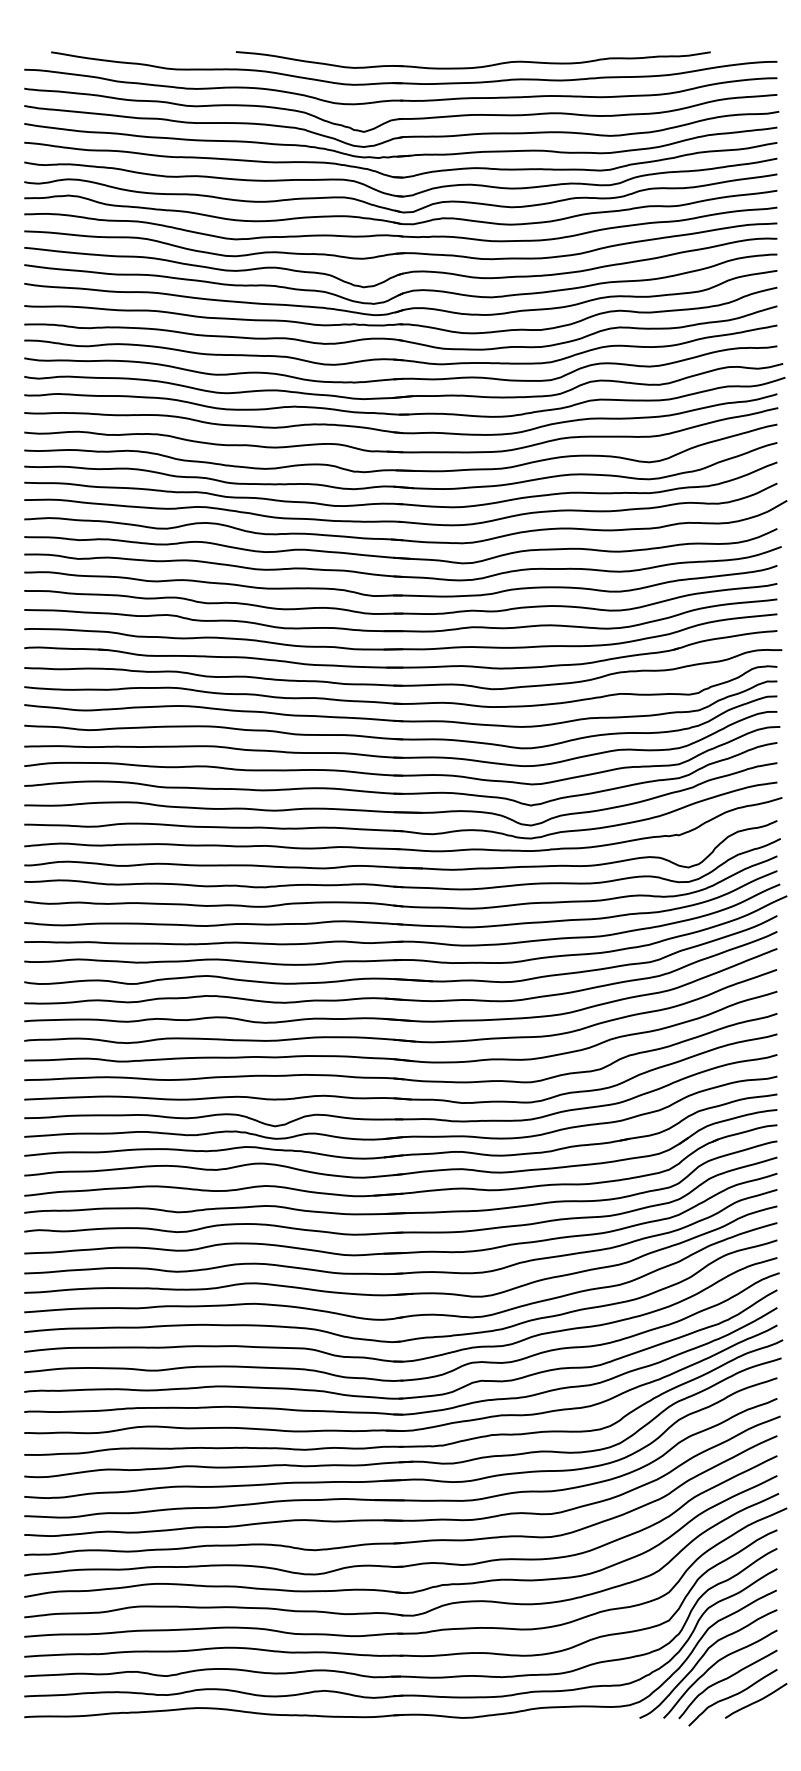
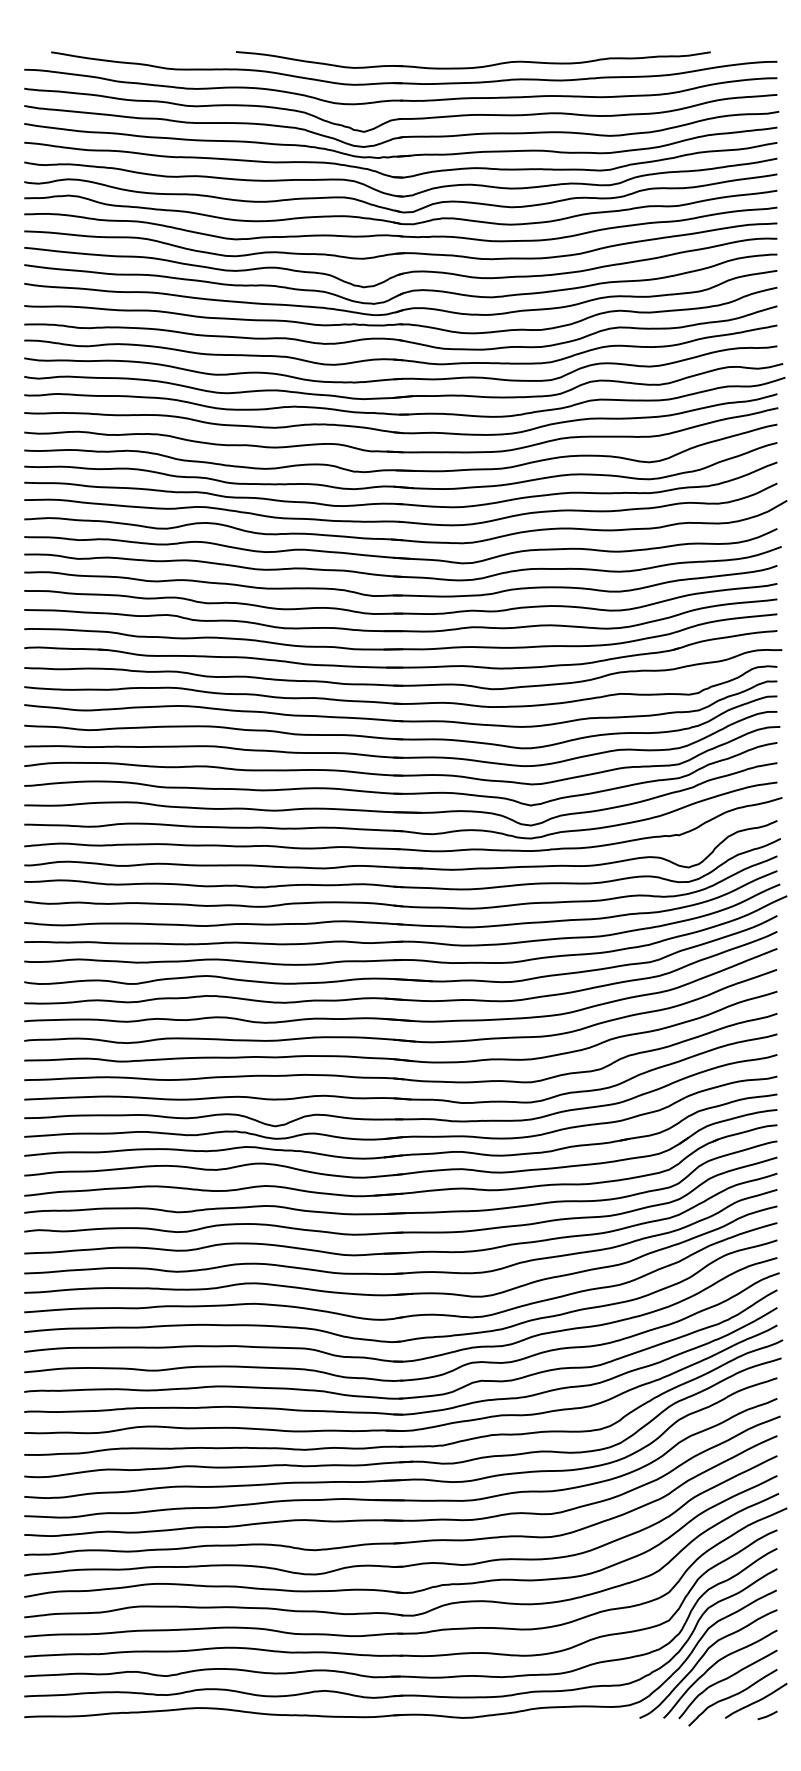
line: none -> present (767, 1715)
